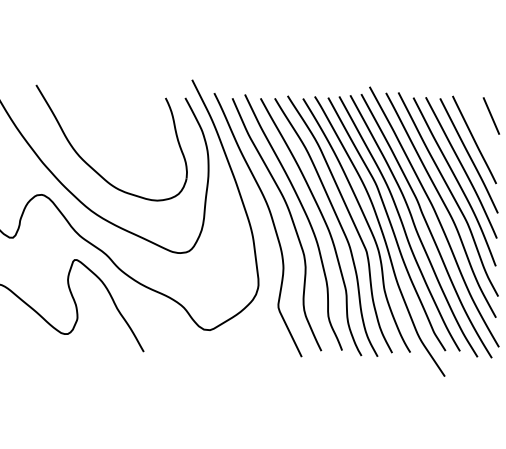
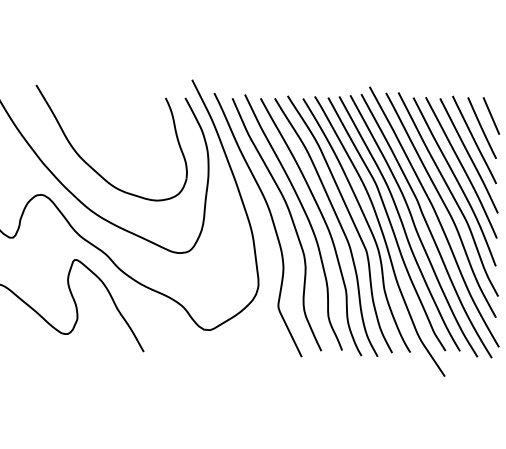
line: none -> present (481, 128)
